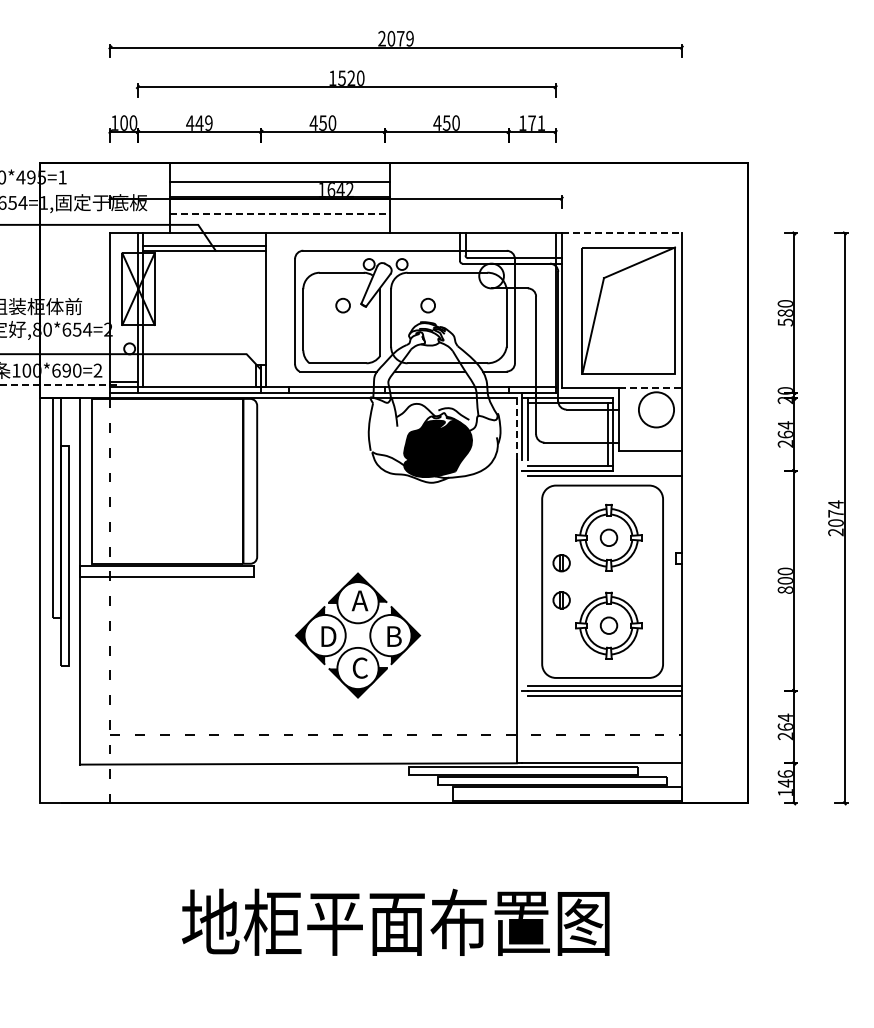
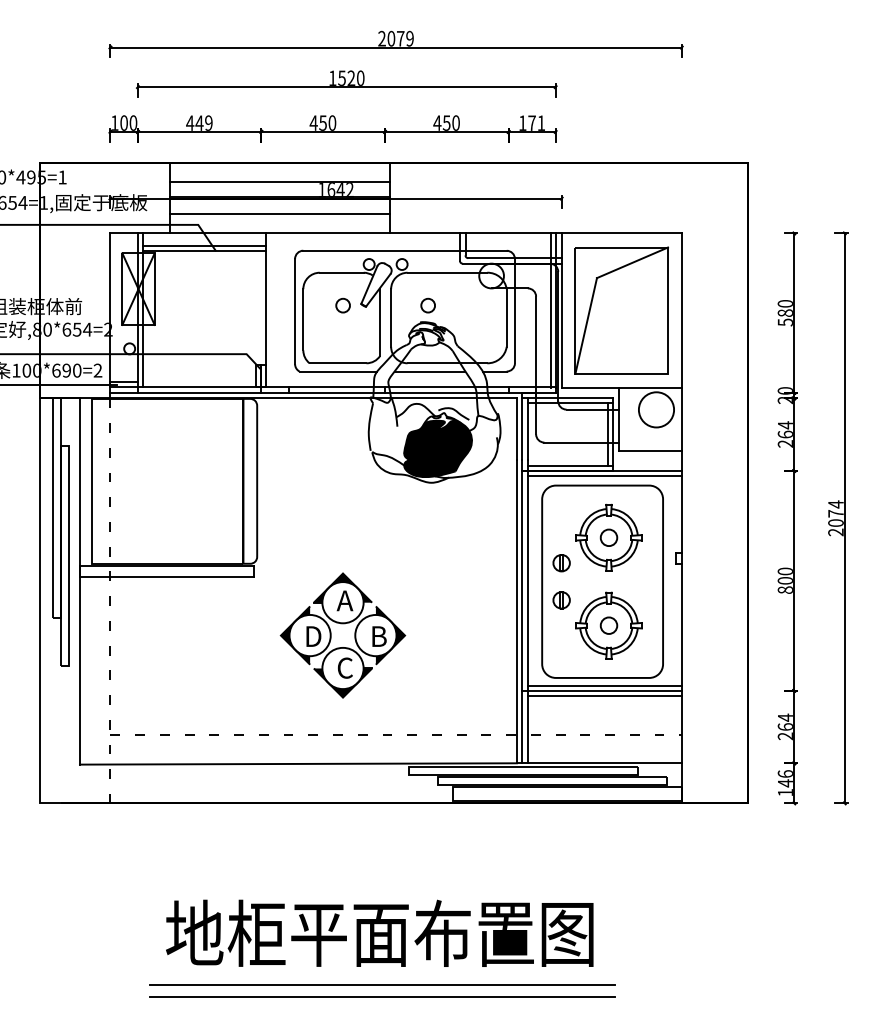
line: dashed -> solid (280, 214)
line: dashed -> solid (622, 233)
line: none -> present (550, 310)
part position: (628, 310) -> (621, 310) (621, 310)
line: dashed -> solid (58, 385)
line: dashed -> solid (650, 387)
line: dashed -> solid (516, 429)
line: none -> present (647, 470)
line: none -> present (522, 611)
line: none -> present (527, 611)
part position: (357, 624) -> (342, 624) (342, 624)
text position: (395, 921) -> (379, 932) (379, 932)
line: none -> present (382, 984)
line: none -> present (382, 997)
